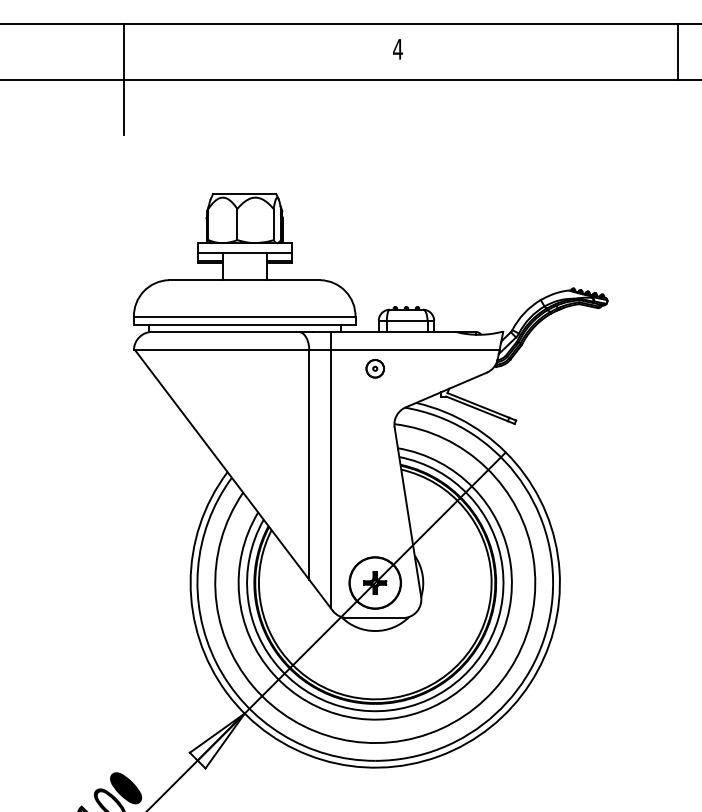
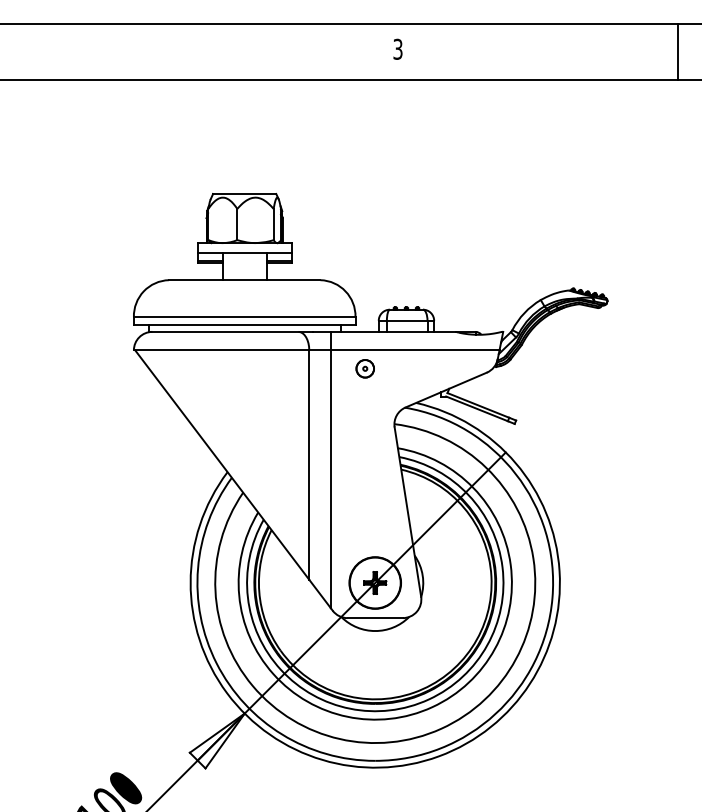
text: 4 -> 3 (397, 48)
line: present -> none (124, 79)
part position: (374, 368) -> (364, 368) (364, 368)
